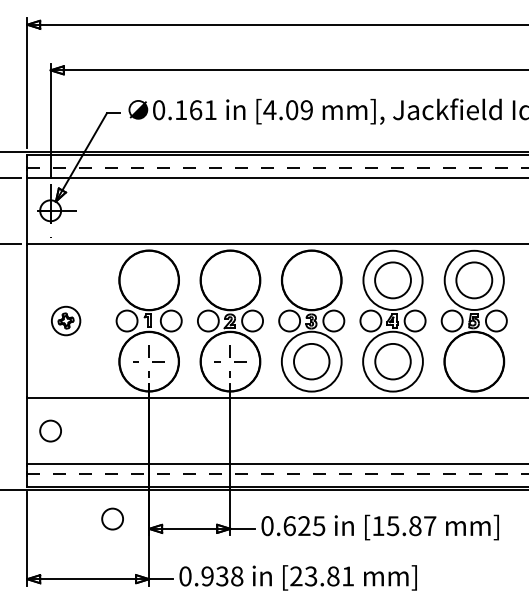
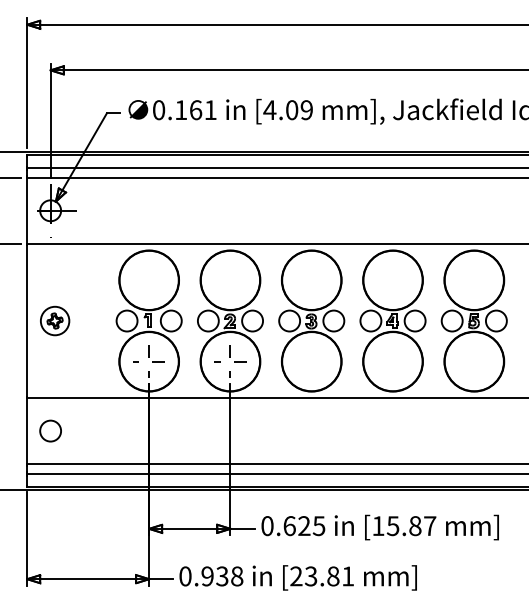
line: dashed -> solid (277, 168)
circle diameter: 36 px -> 60 px (392, 280)
circle diameter: 36 px -> 60 px (474, 280)
part position: (66, 320) -> (55, 320) (55, 320)
circle diameter: 36 px -> 59 px (311, 361)
circle diameter: 36 px -> 59 px (392, 361)
line: dashed -> solid (277, 473)
circle: present -> none (112, 518)
